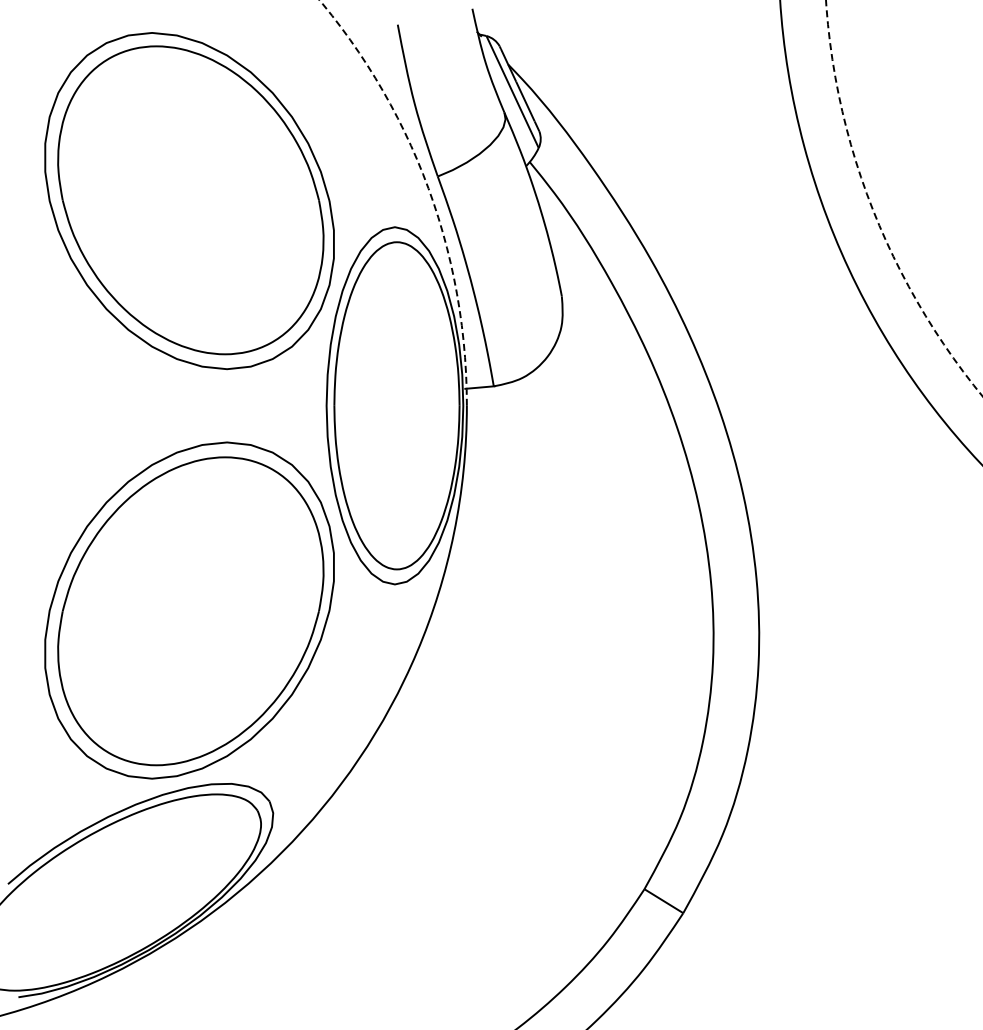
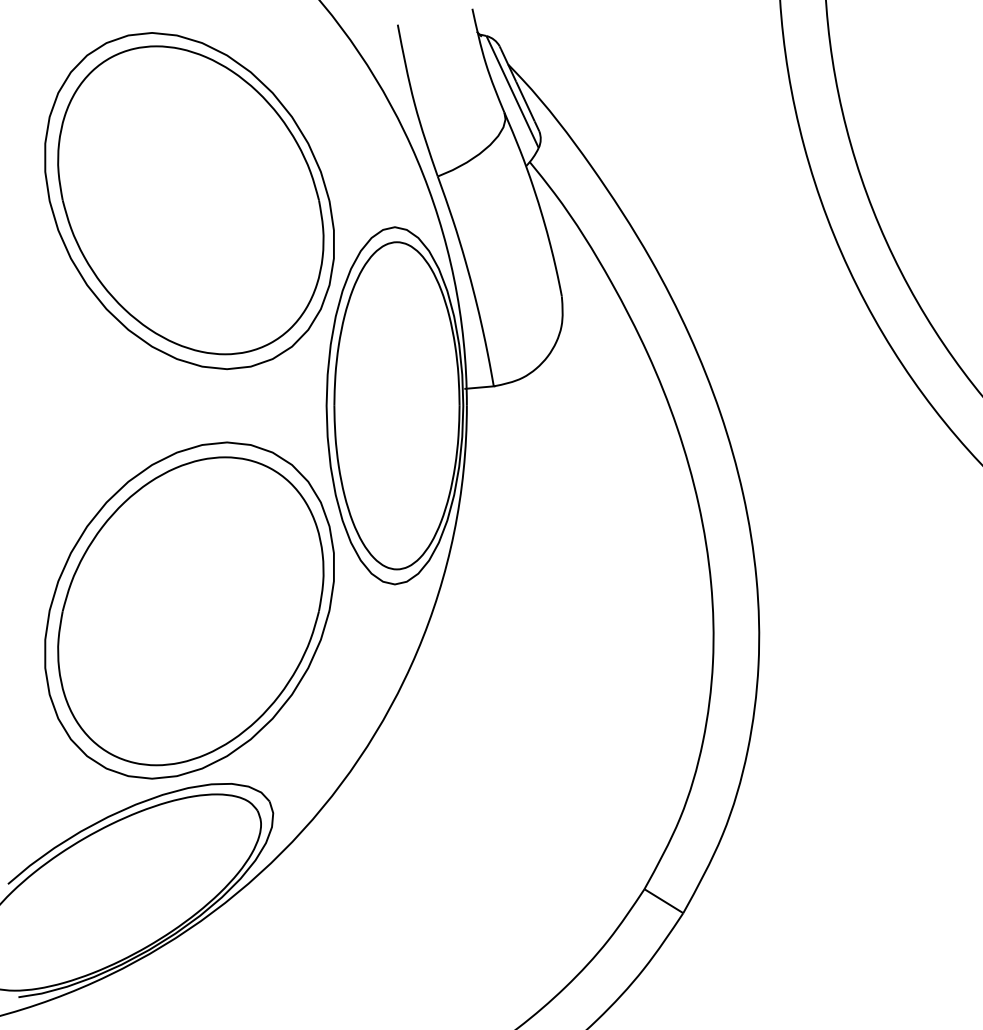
arc: dashed -> solid (429, 191)
circle: dashed -> solid (904, 198)
